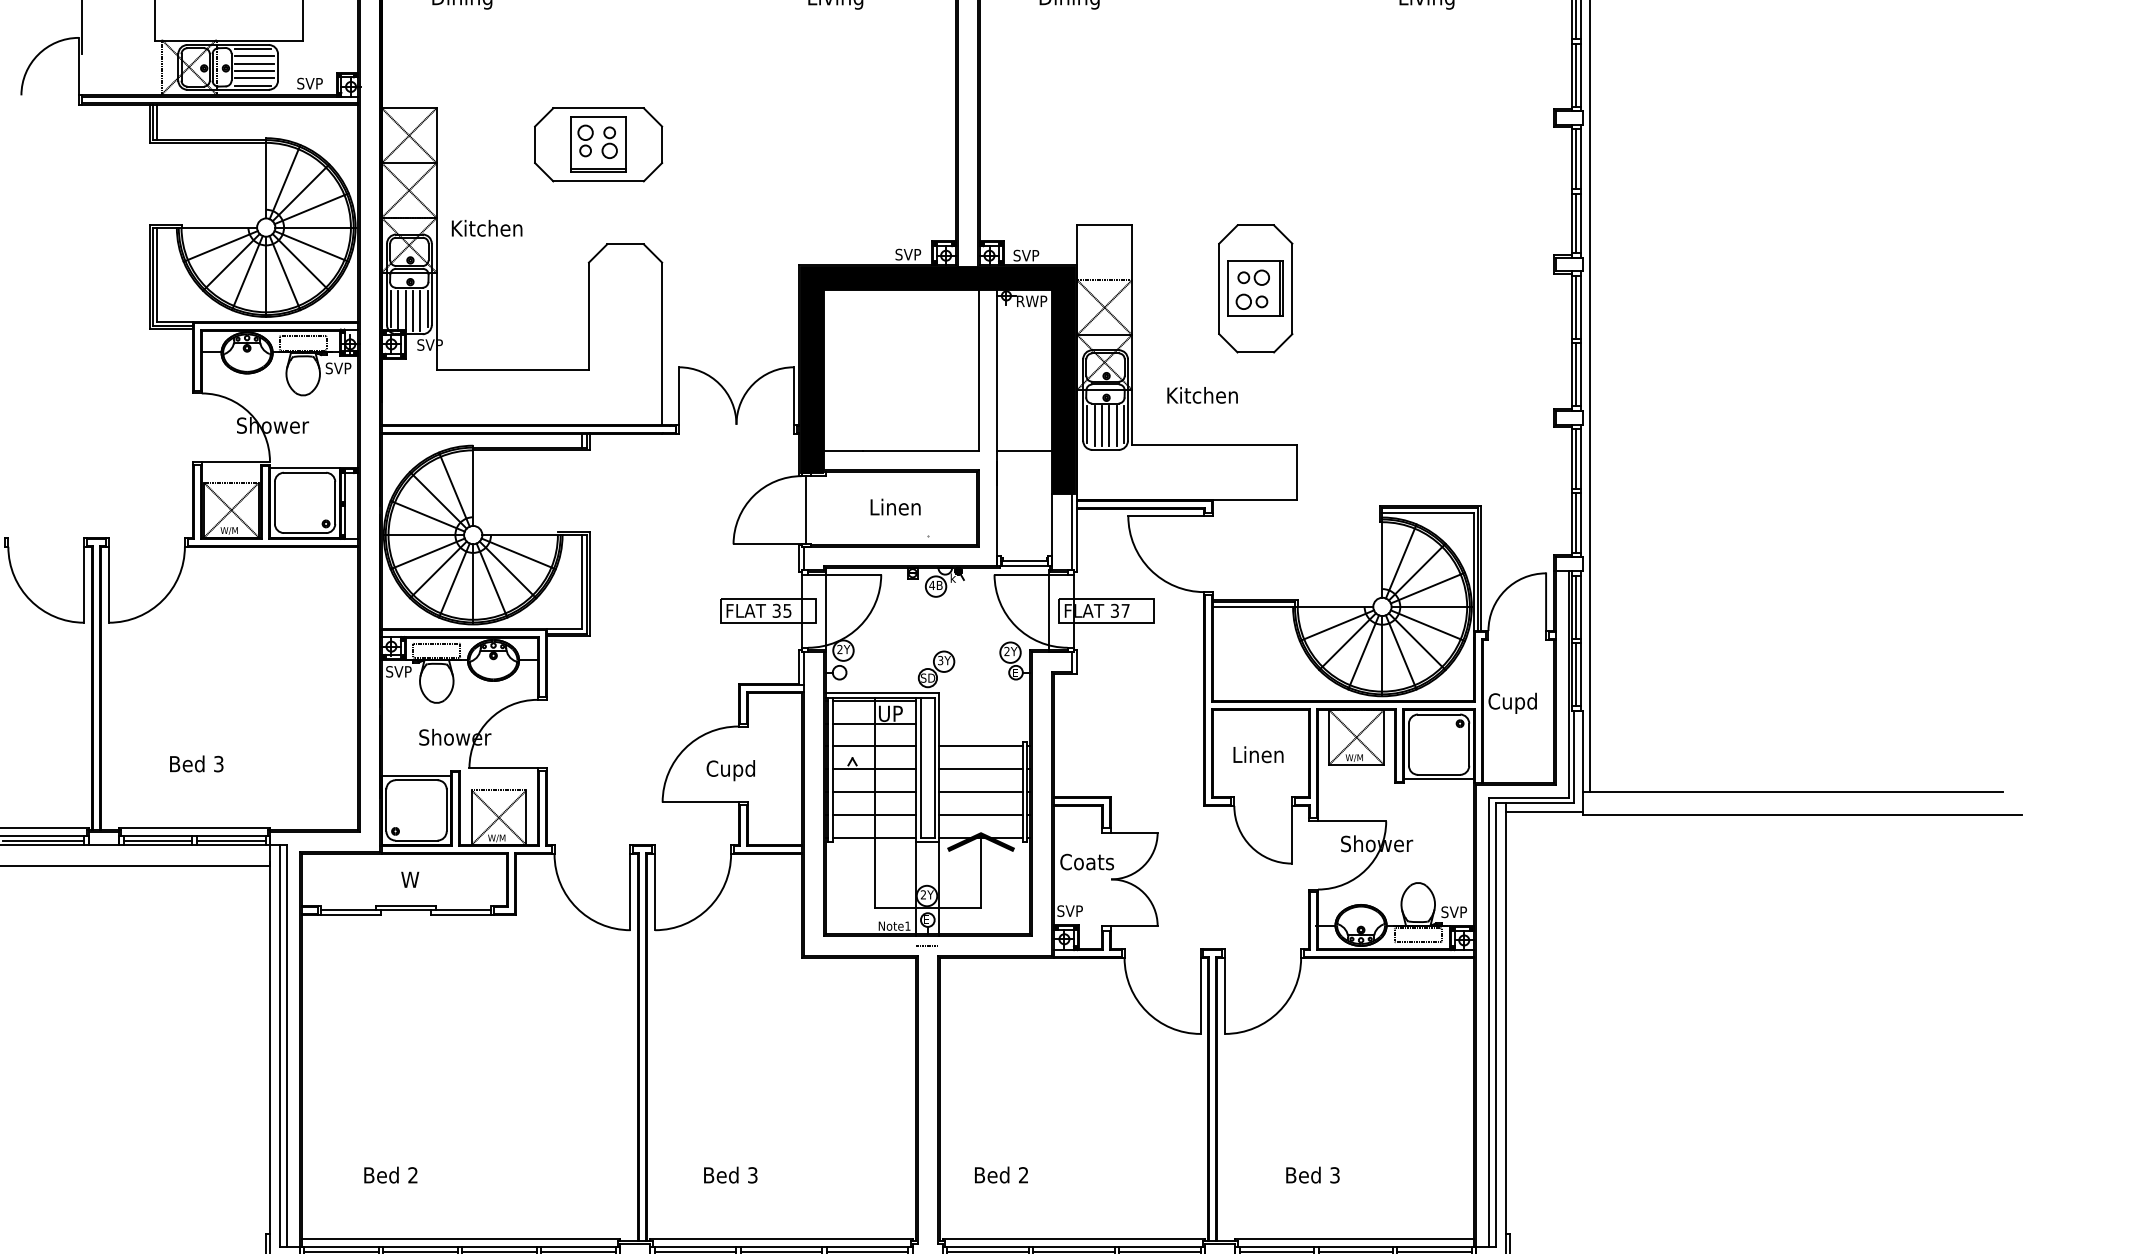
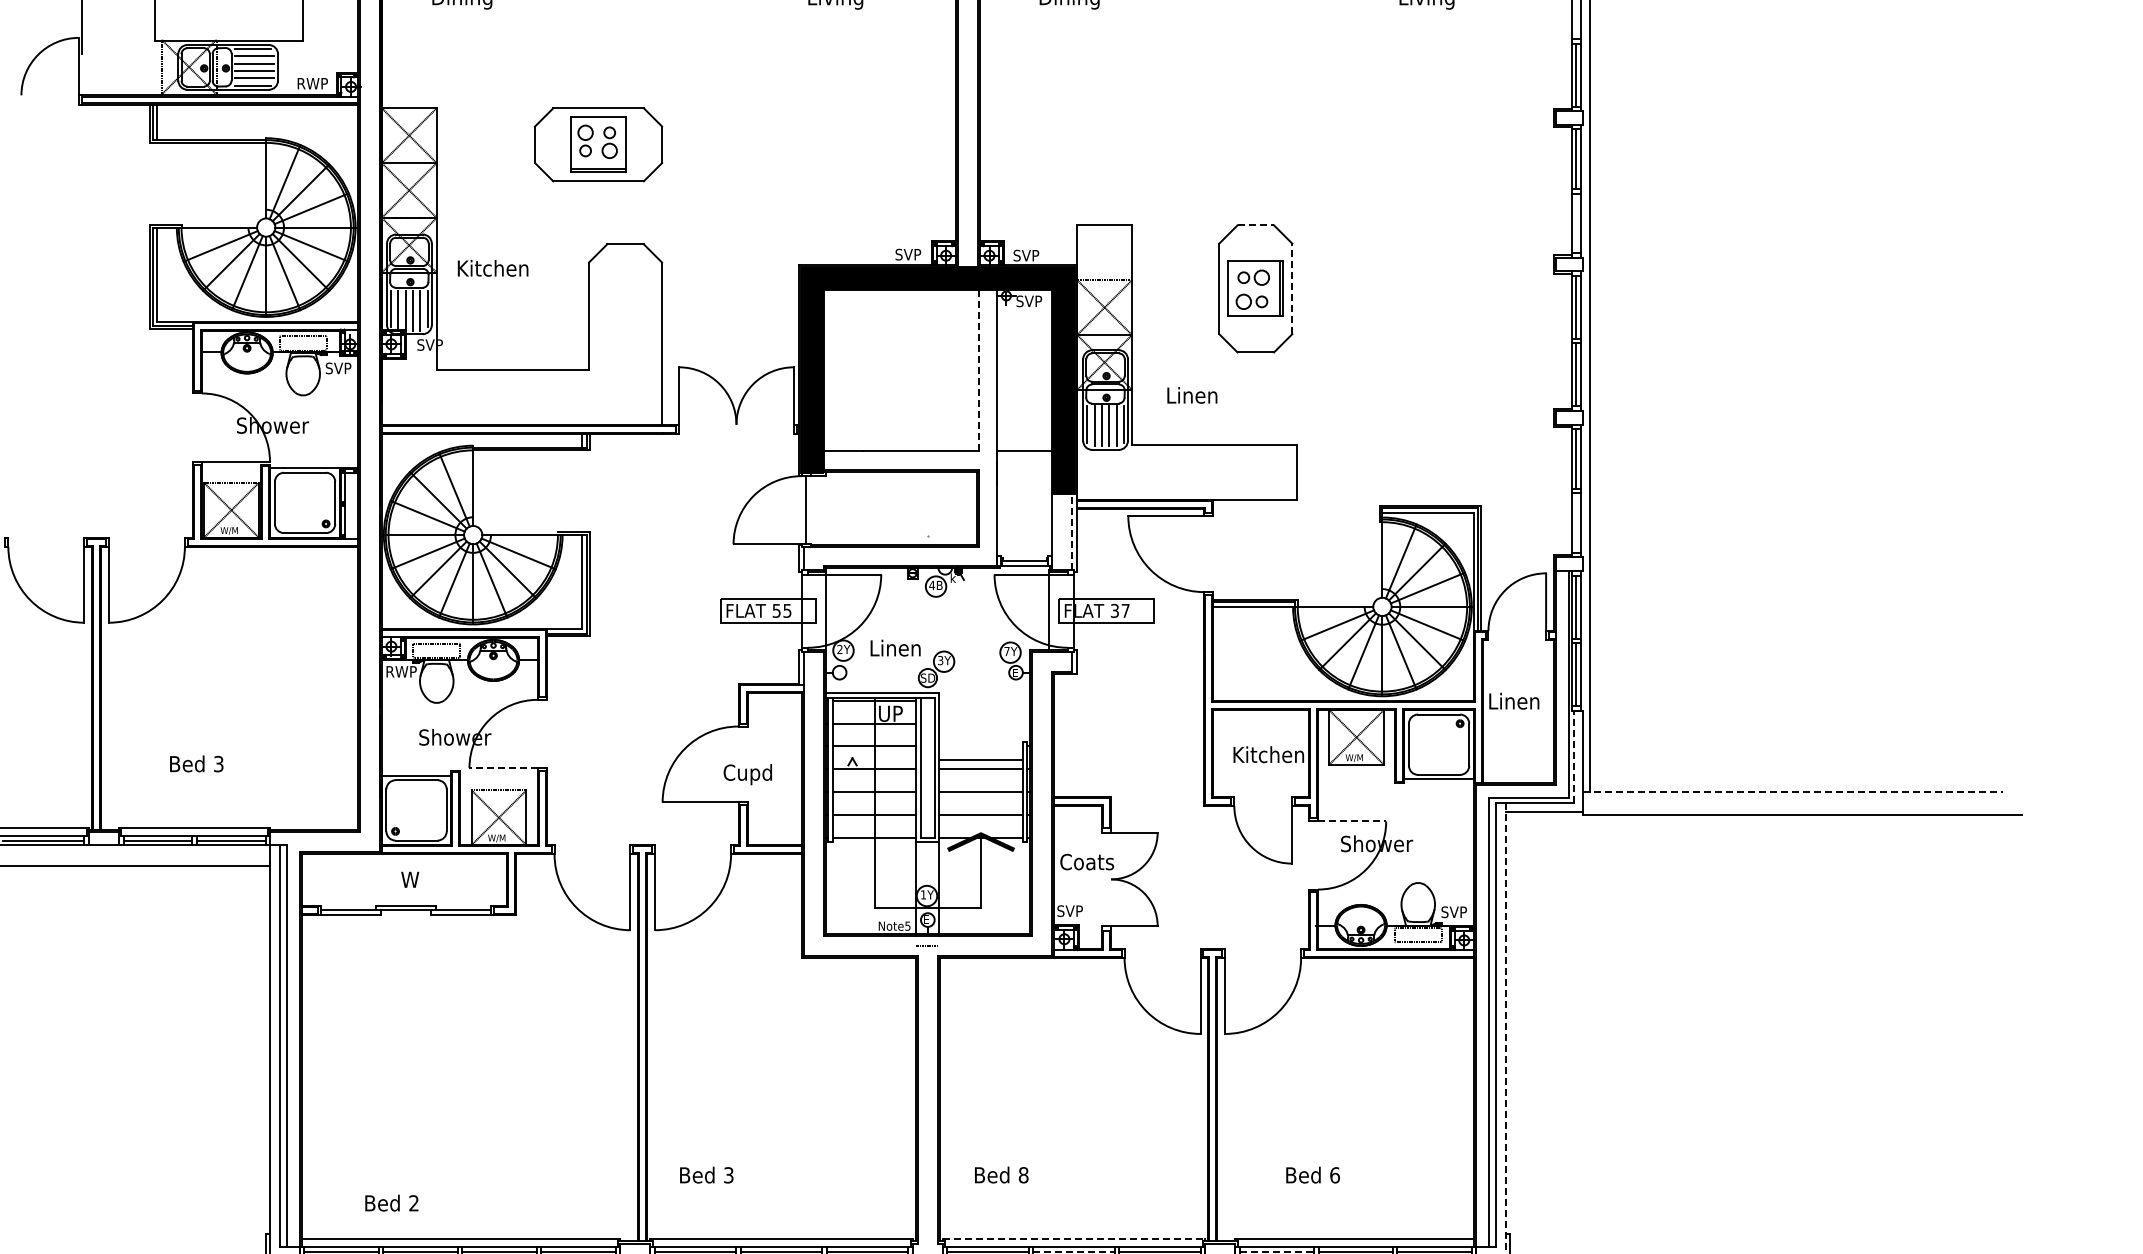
line: present -> none (1576, 20)
text: SVP -> RWP (312, 83)
line: present -> none (1576, 223)
line: solid -> dashed (1256, 225)
text position: (486, 228) -> (492, 268) (492, 268)
line: solid -> dashed (1292, 288)
text: RWP -> SVP (1031, 301)
line: solid -> dashed (979, 370)
text: Kitchen -> Linen (1203, 395)
text position: (895, 506) -> (895, 647) (895, 647)
line: present -> none (1576, 522)
line: solid -> dashed (1071, 532)
text: 35 -> 55 (776, 609)
text: 2Y -> 7Y (1006, 651)
text: SVP -> RWP (401, 671)
text: Cupd -> Linen (1513, 702)
line position: (980, 746) -> (980, 760) (980, 760)
text: Linen -> Kitchen (1269, 754)
line: solid -> dashed (1574, 756)
line: solid -> dashed (503, 768)
text position: (730, 770) -> (747, 774) (747, 774)
line: solid -> dashed (1792, 791)
line: solid -> dashed (1352, 821)
text: 2Y -> 1Y (922, 894)
text: Note1 -> Note5 (907, 925)
line: solid -> dashed (1505, 1028)
text position: (390, 1174) -> (391, 1202) (391, 1202)
text position: (730, 1174) -> (706, 1174) (706, 1174)
text: 2 -> 8 (1023, 1175)
text: 3 -> 6 (1335, 1175)
line: solid -> dashed (1074, 1239)
line: solid -> dashed (1074, 1251)
line: solid -> dashed (1277, 1251)
